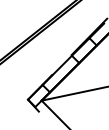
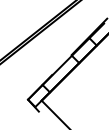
line: present -> none (73, 93)
